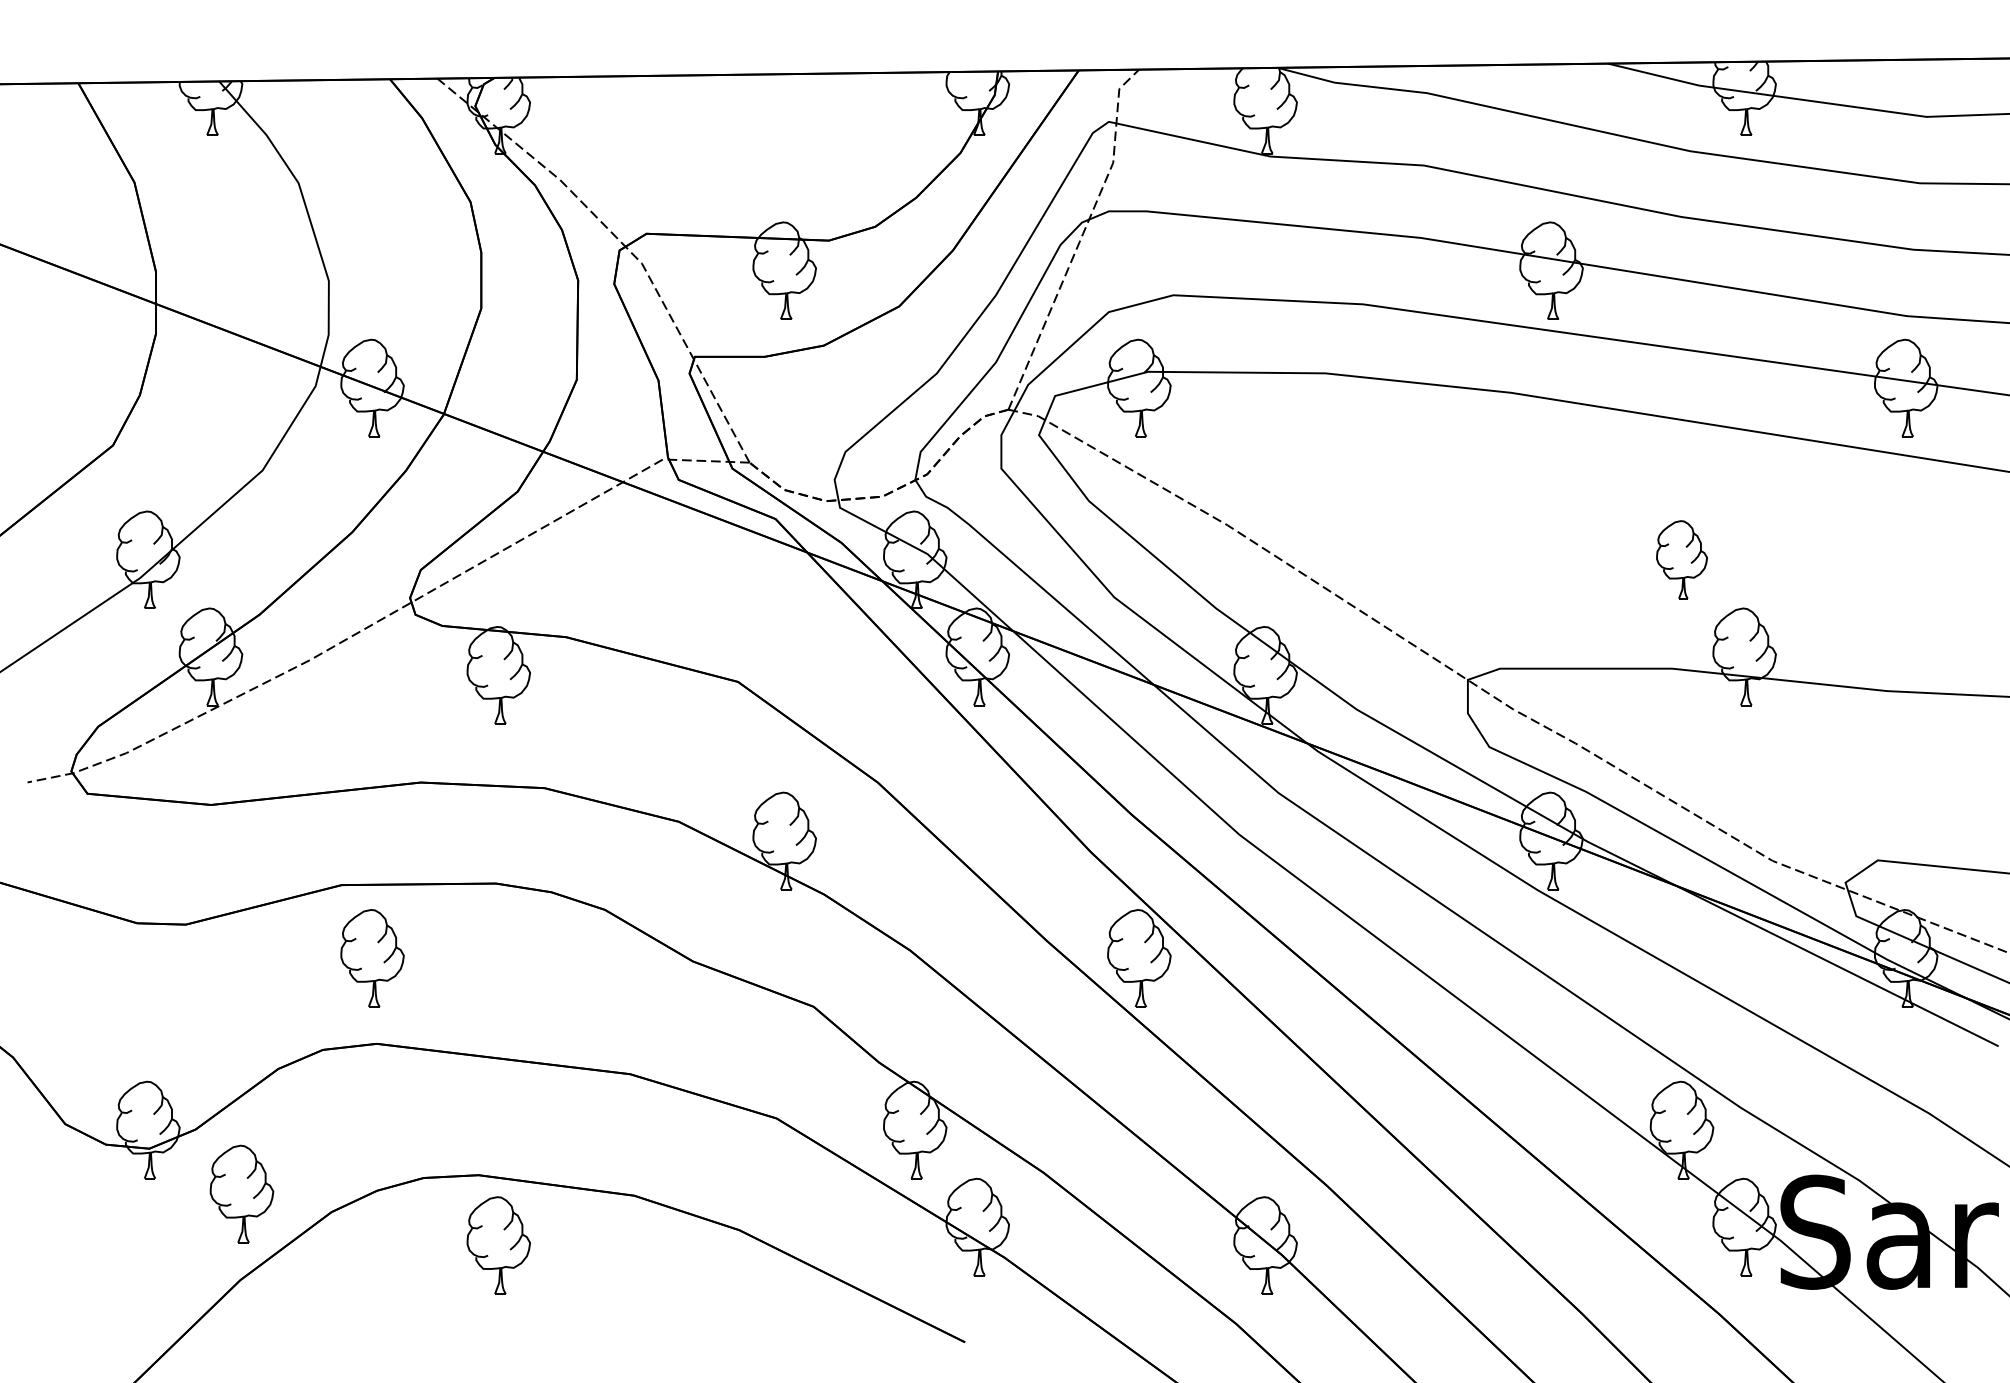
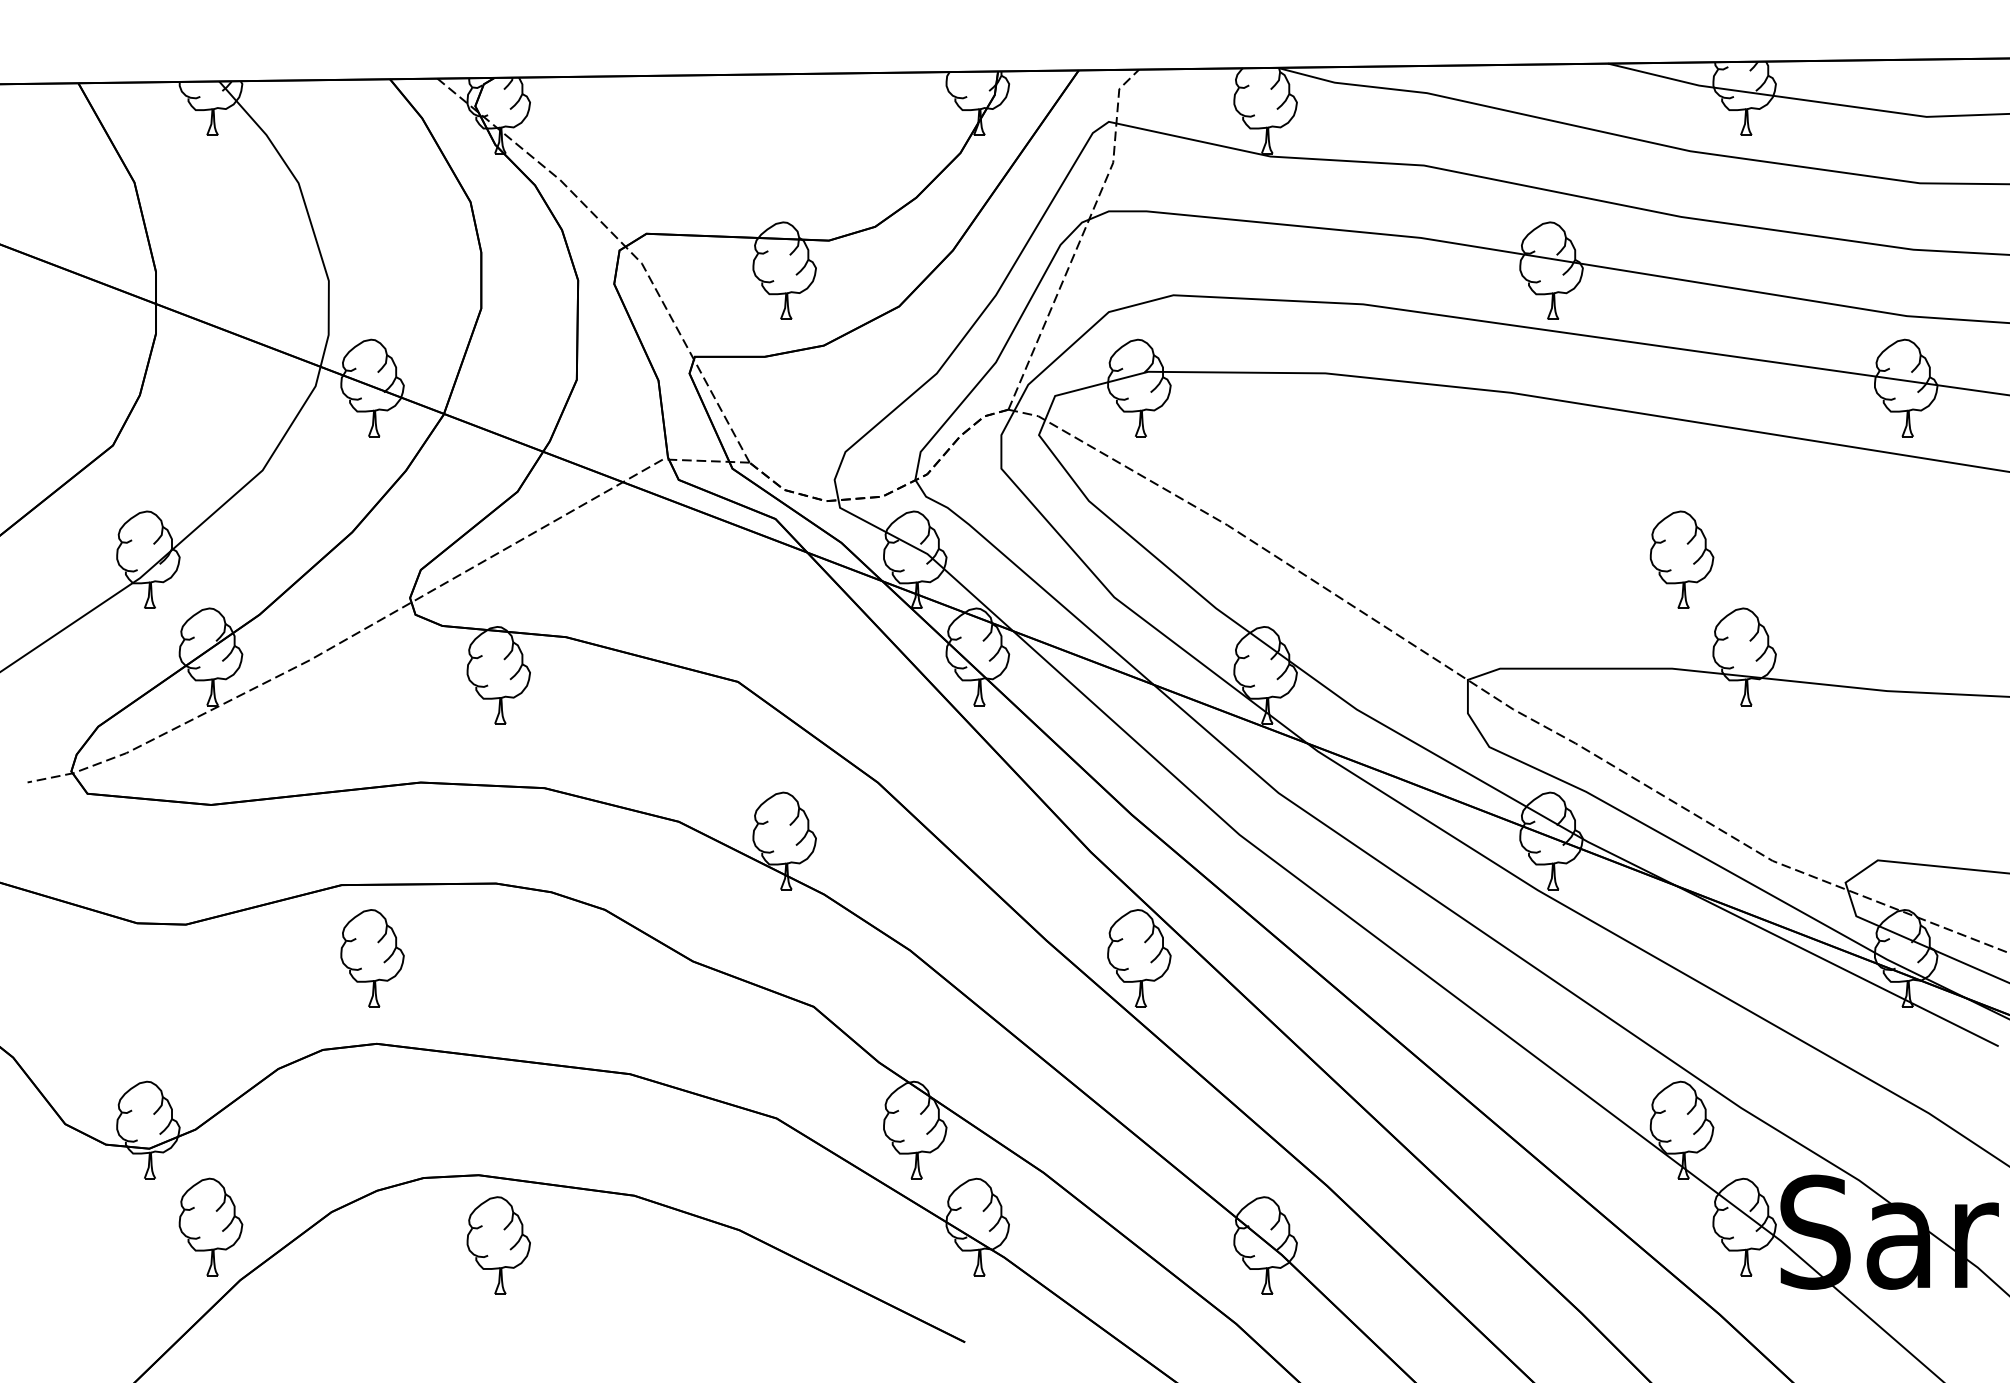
part size: 52x80 px -> 66x99 px (1681, 559)
part position: (241, 1193) -> (210, 1226) (210, 1226)
